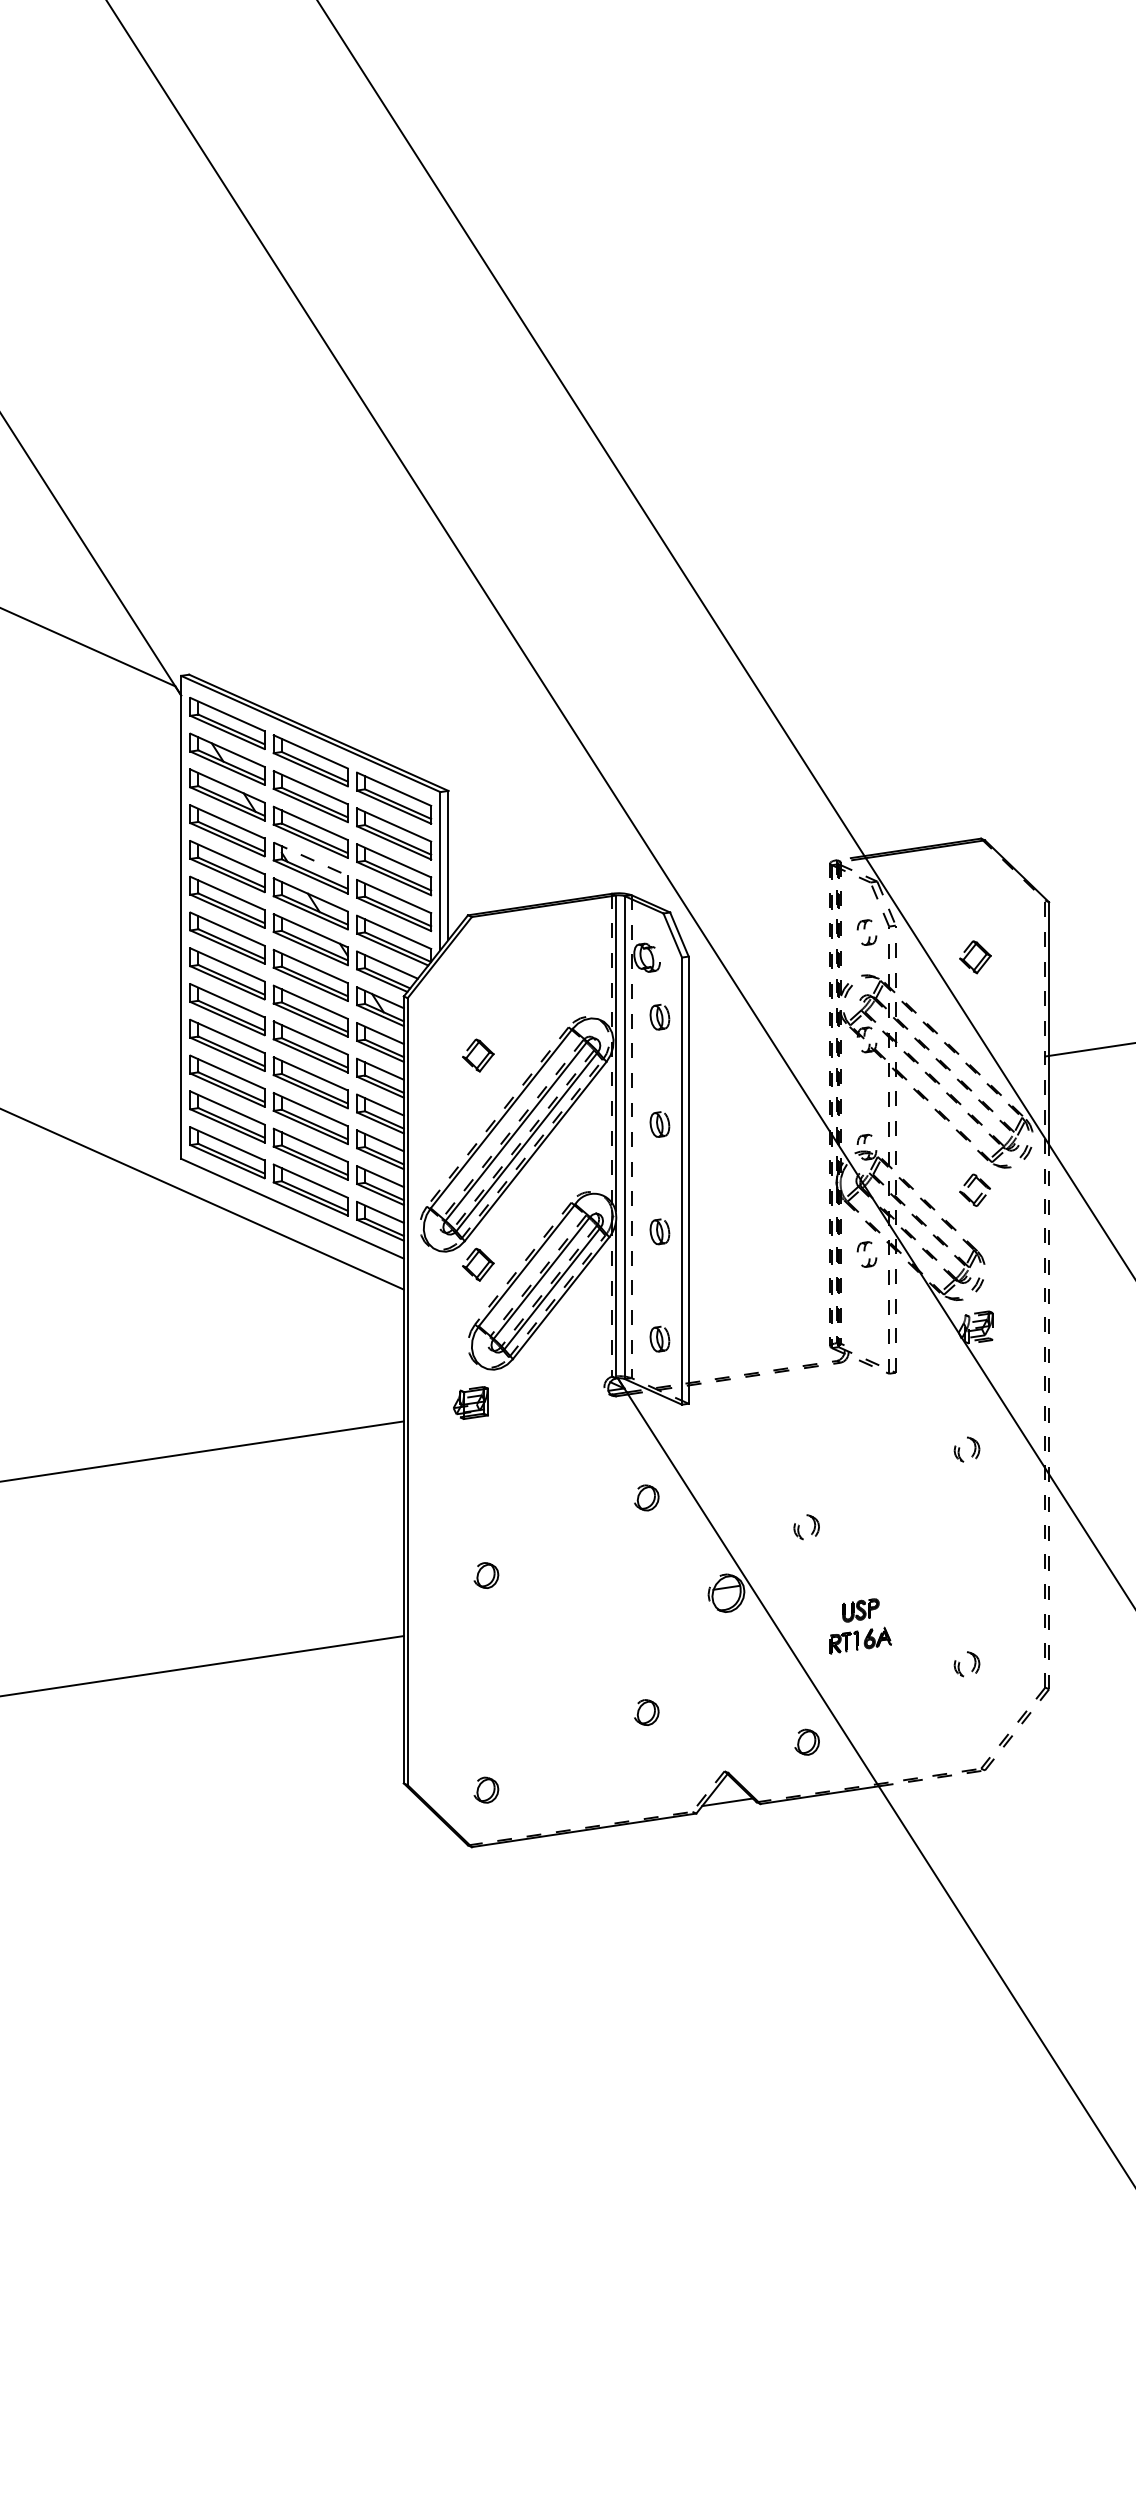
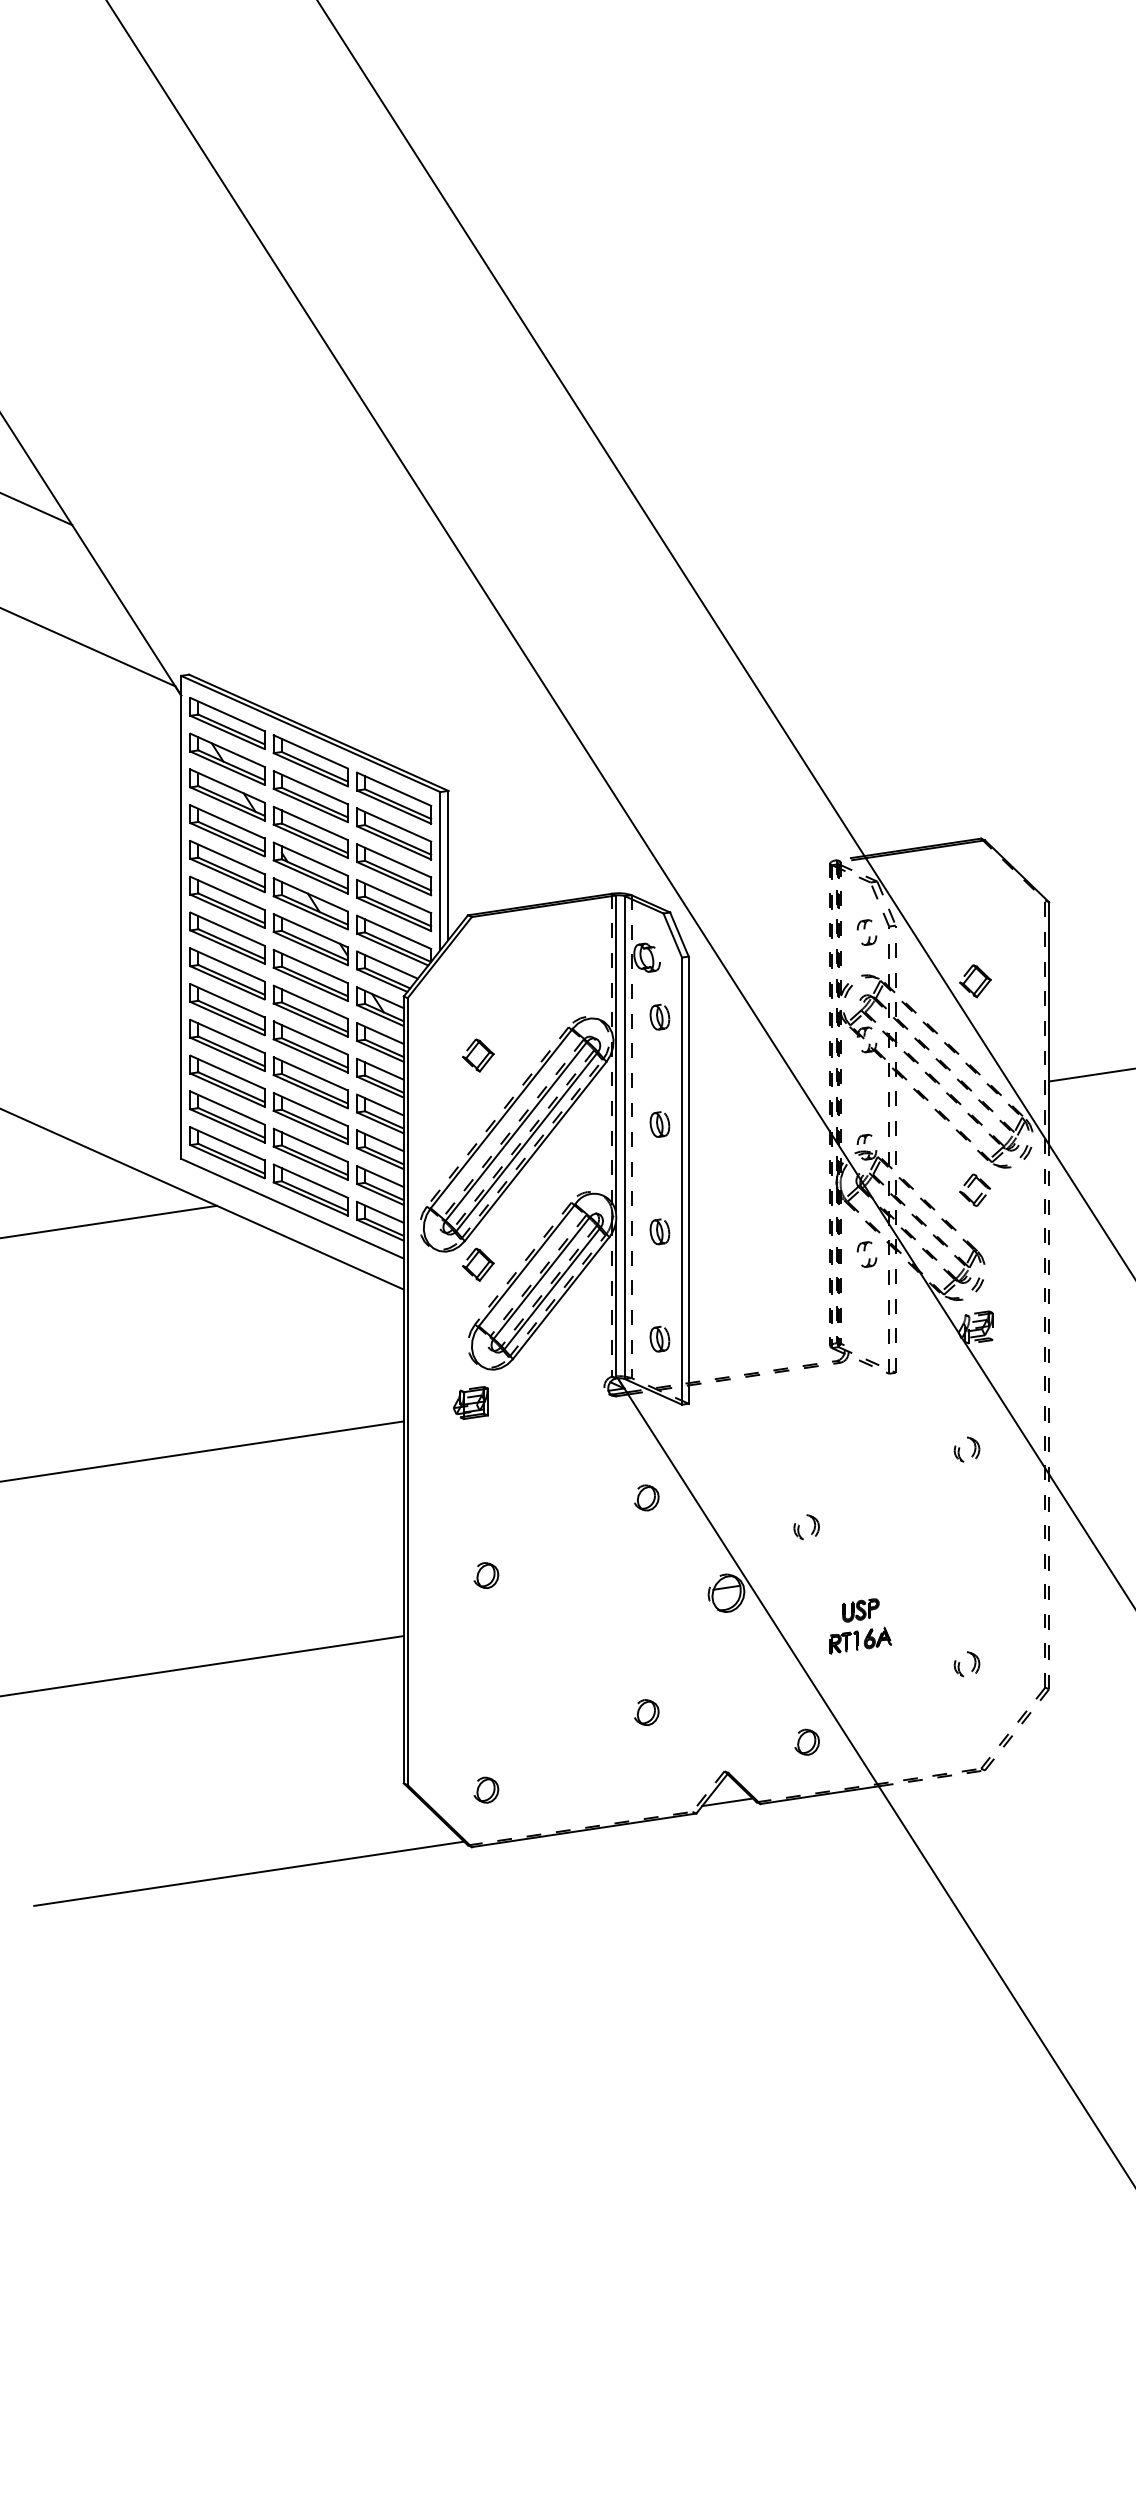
line: none -> present (37, 509)
line: dashed -> solid (310, 859)
part position: (975, 957) -> (975, 981) (975, 981)
line position: (1088, 1049) -> (1090, 1075) (1090, 1075)
line: none -> present (109, 1221)
line: none -> present (249, 1873)
